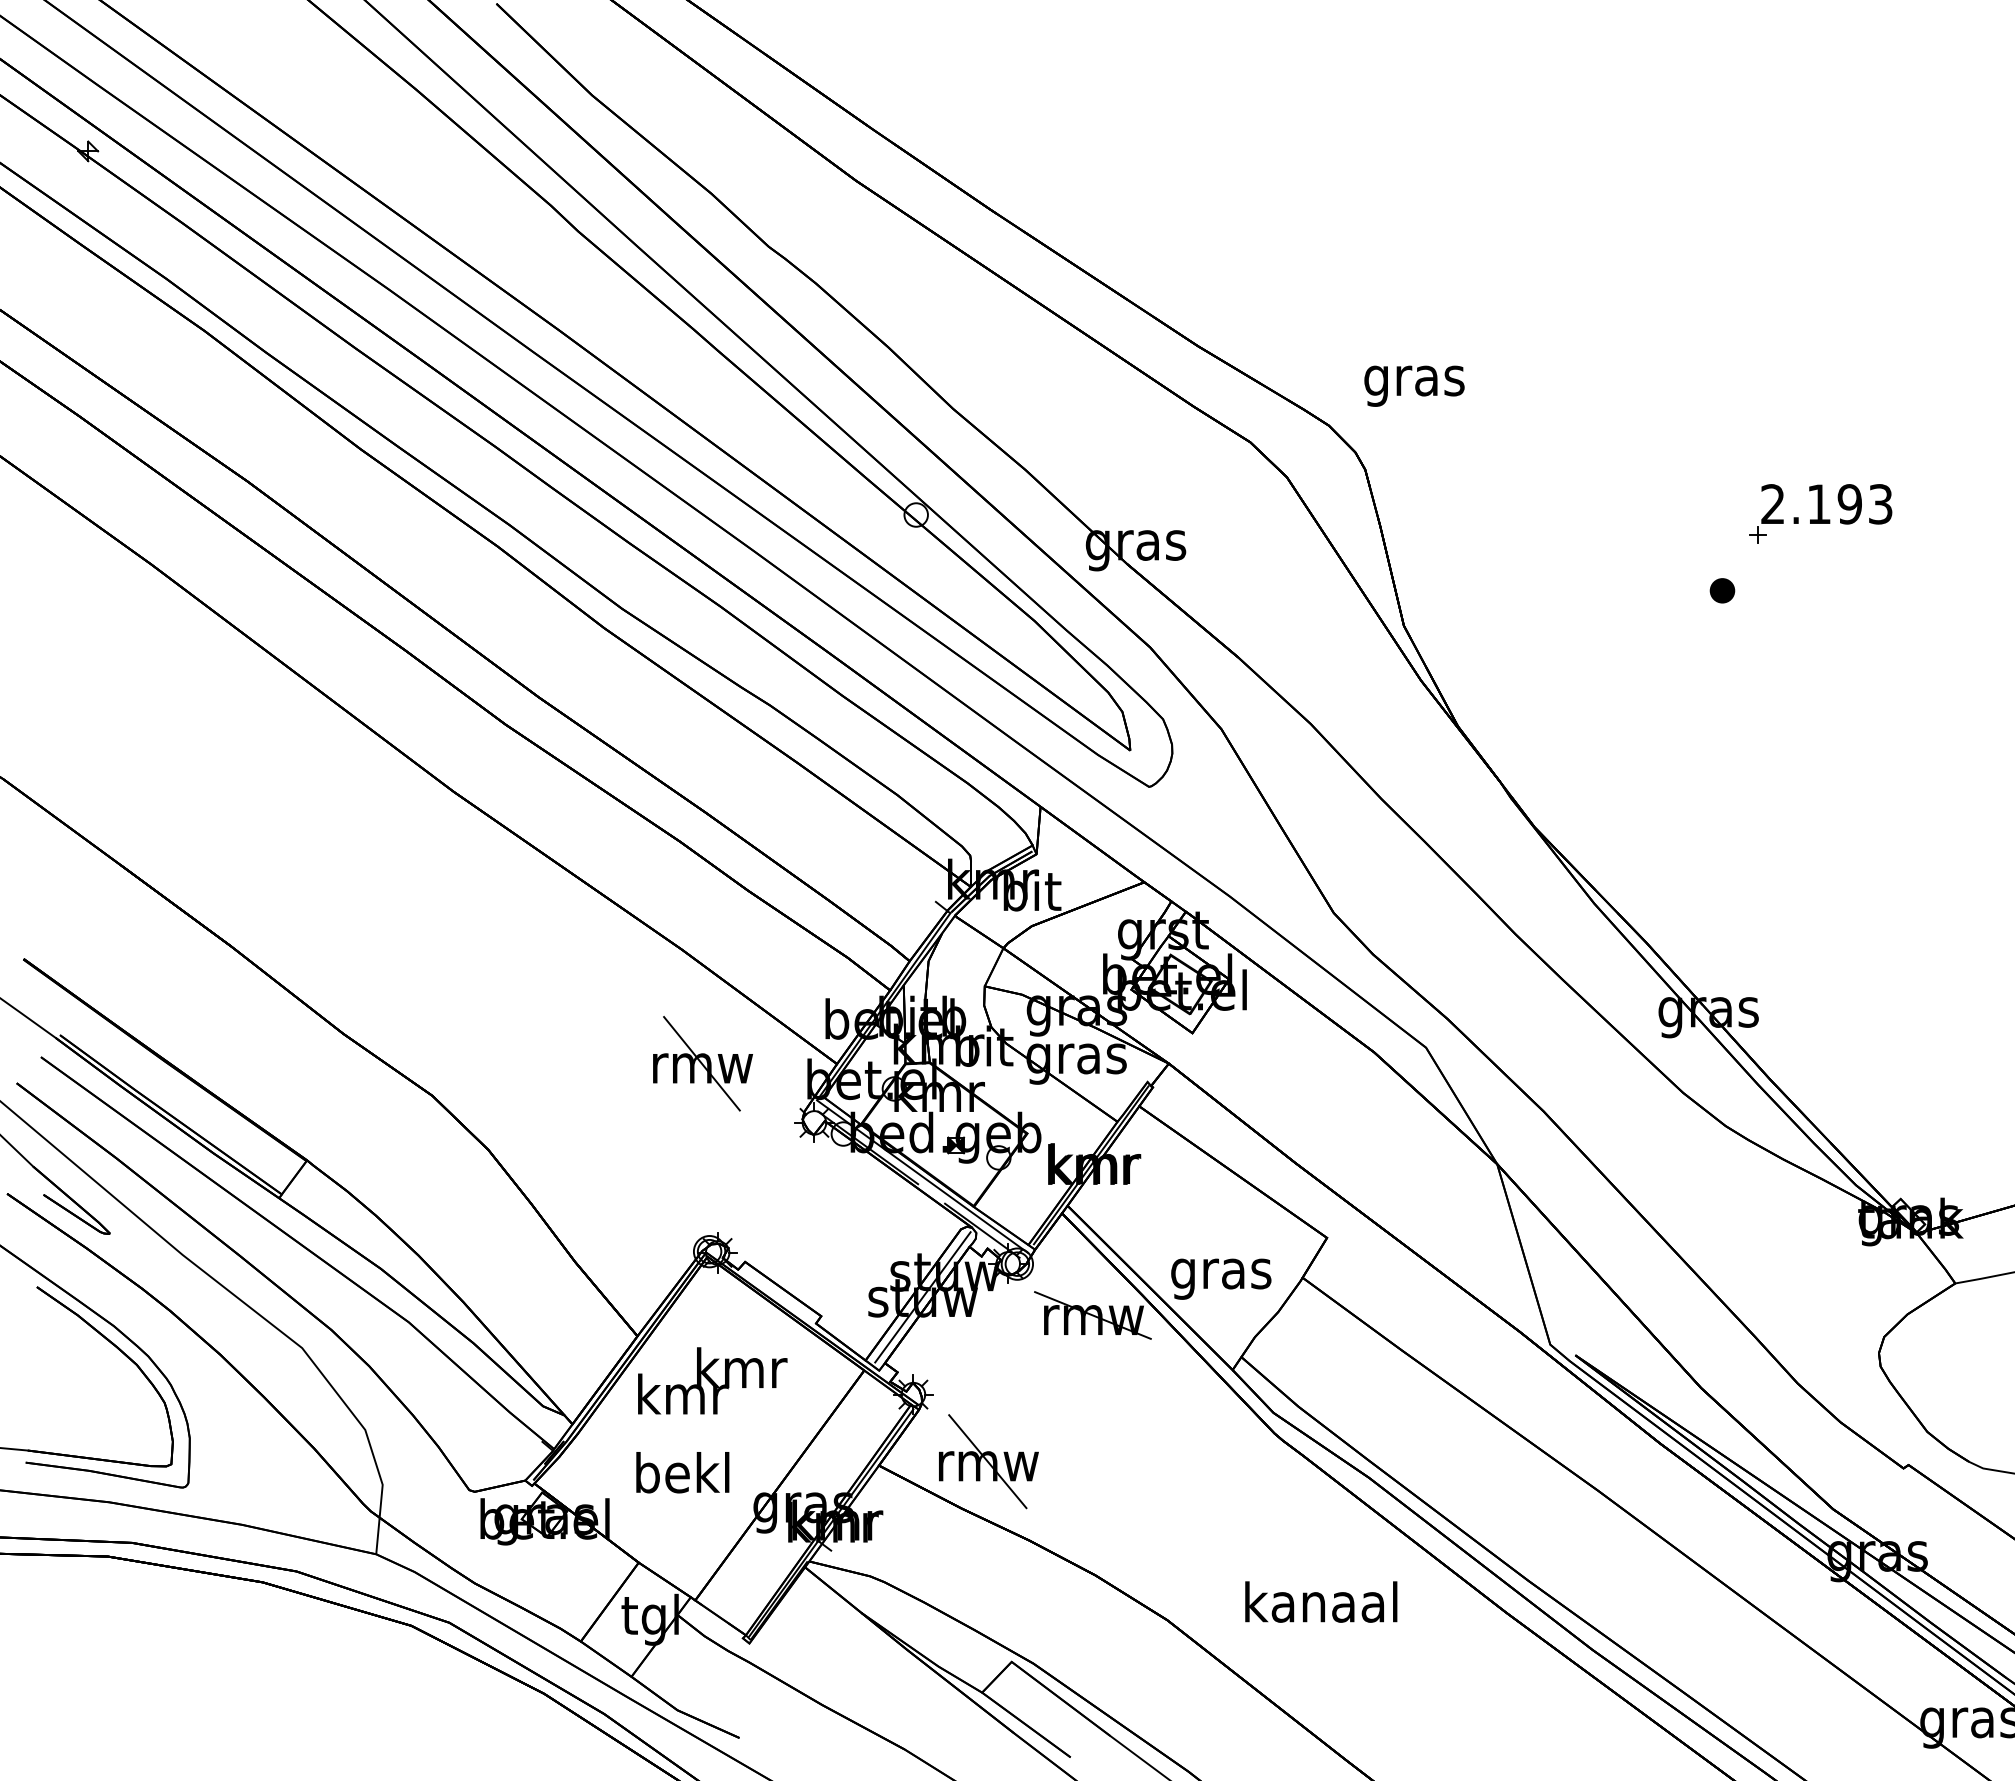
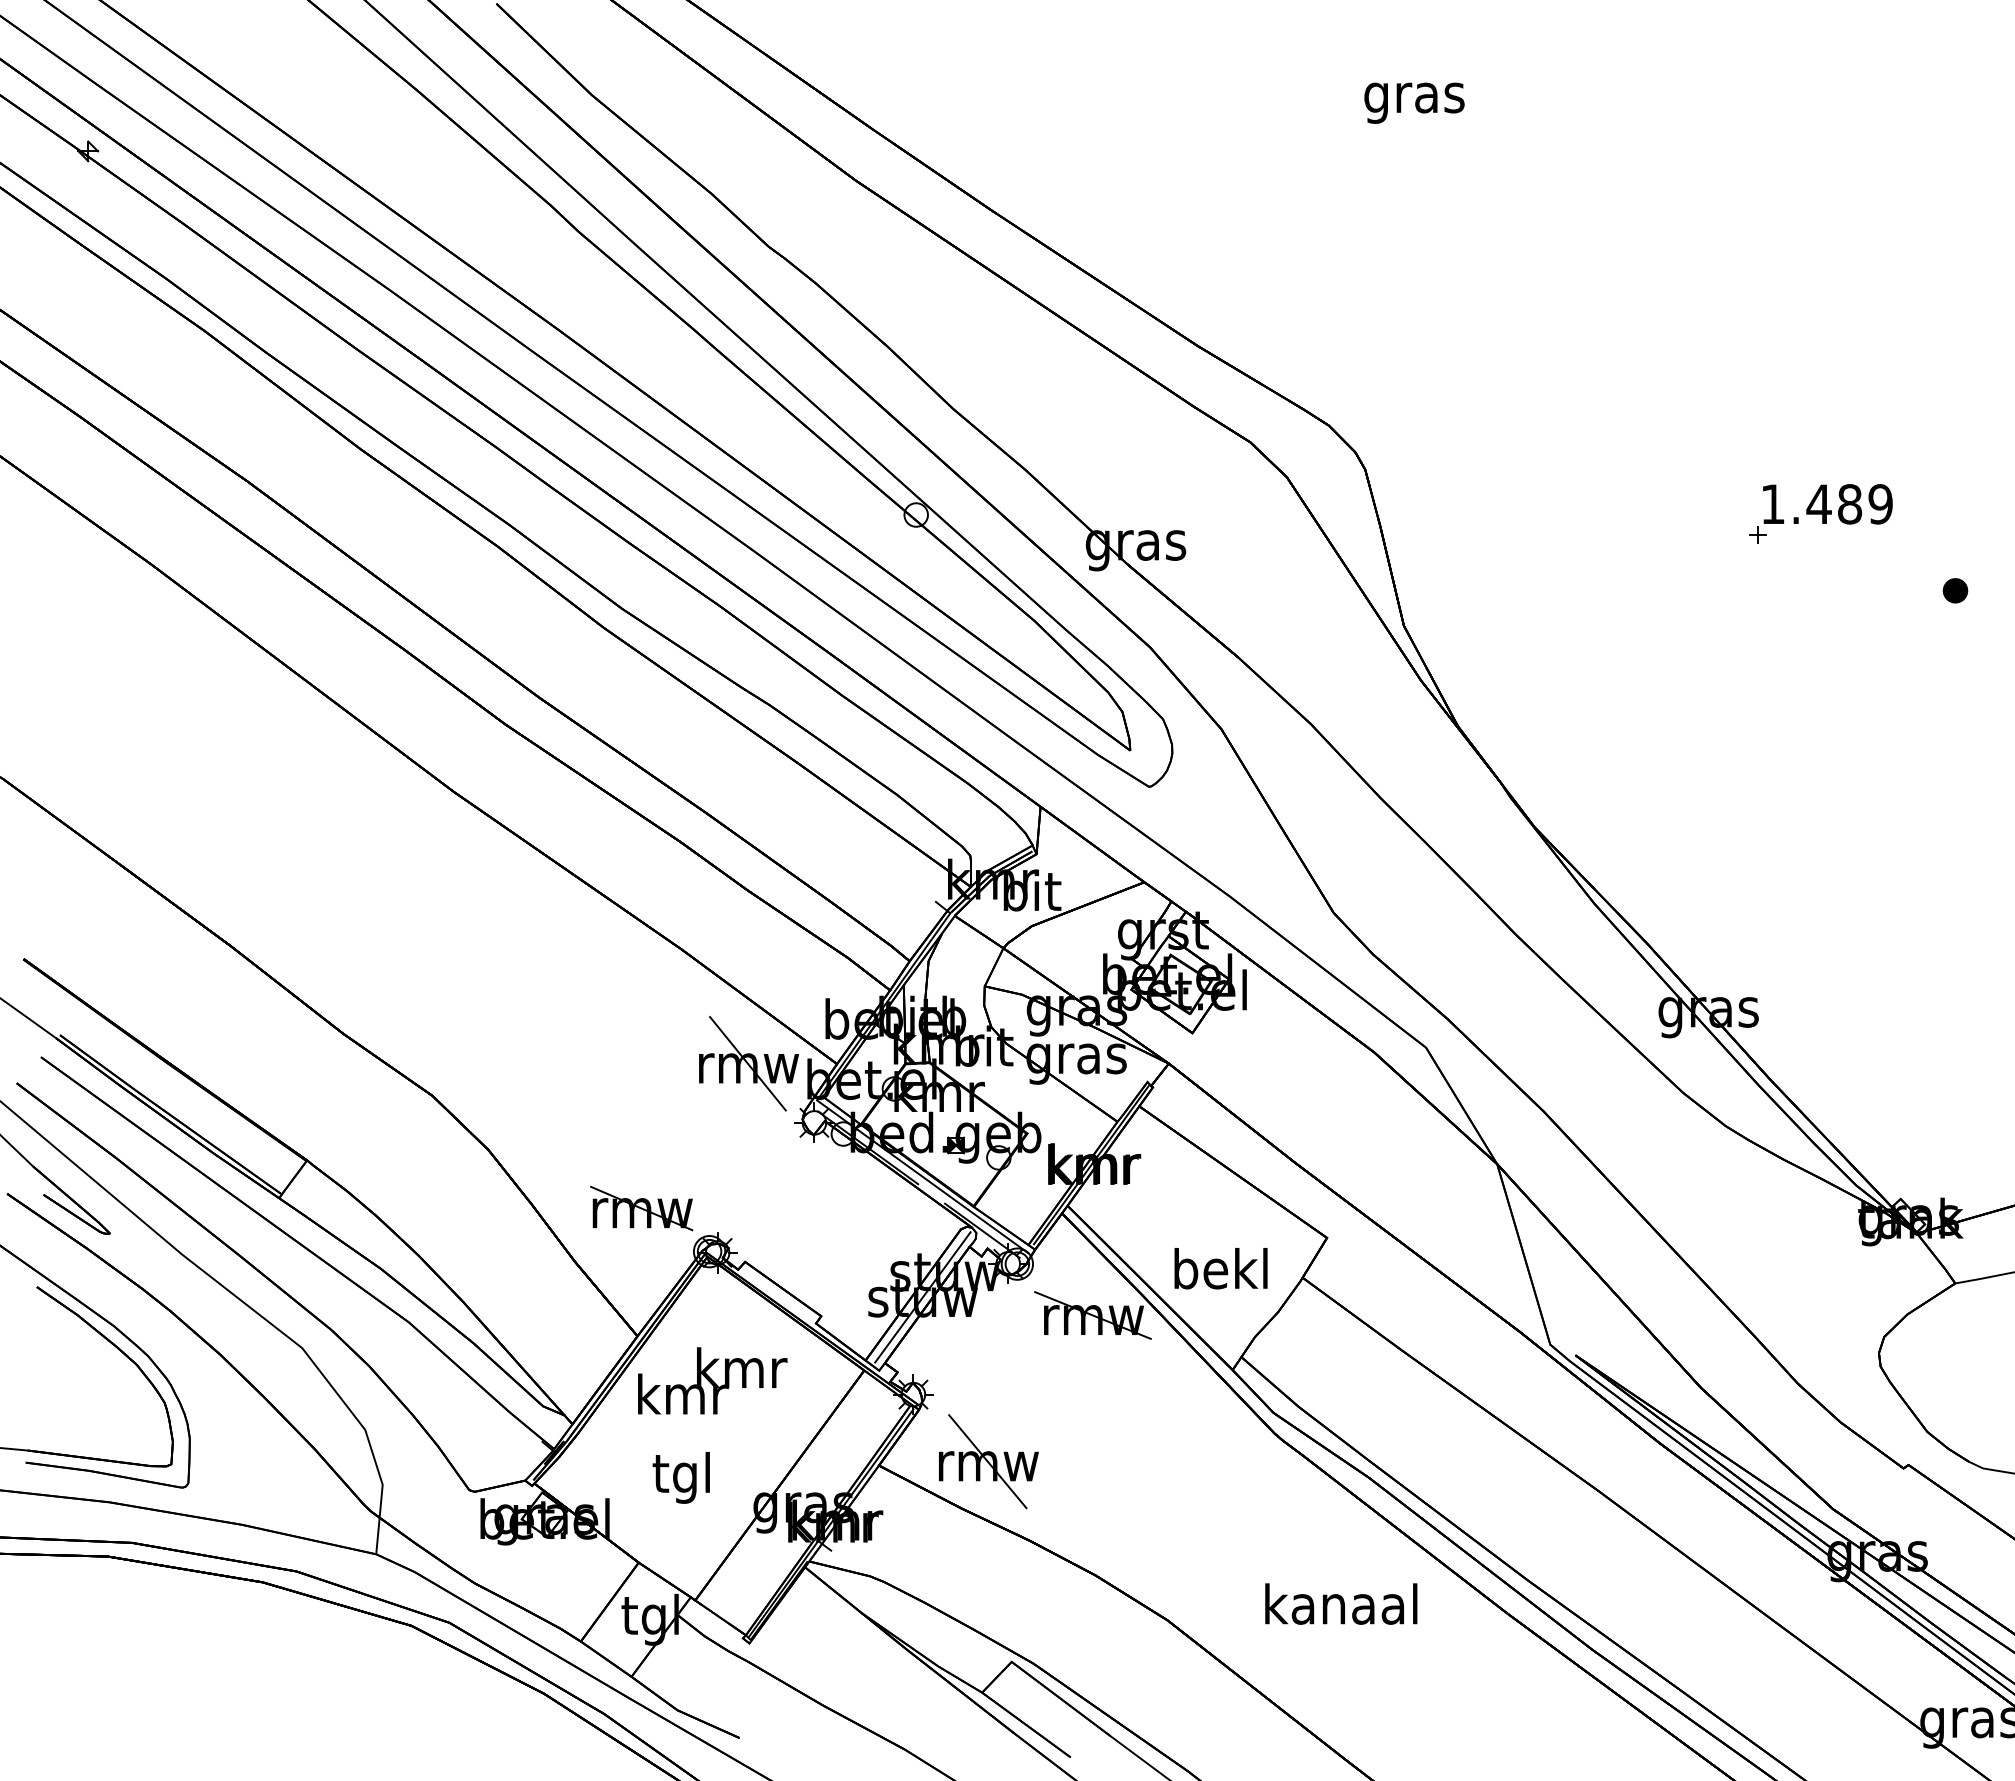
text position: (1414, 385) -> (1414, 102) (1414, 102)
text: 2.193 -> 1.489 (1826, 504)
part position: (1722, 590) -> (1955, 590) (1955, 590)
part position: (702, 1063) -> (748, 1063) (748, 1063)
part: none -> present (641, 1208)
text: gras -> bekl (1221, 1273)
text: bekl -> tgl (682, 1477)
text position: (1321, 1601) -> (1341, 1603) (1341, 1603)
